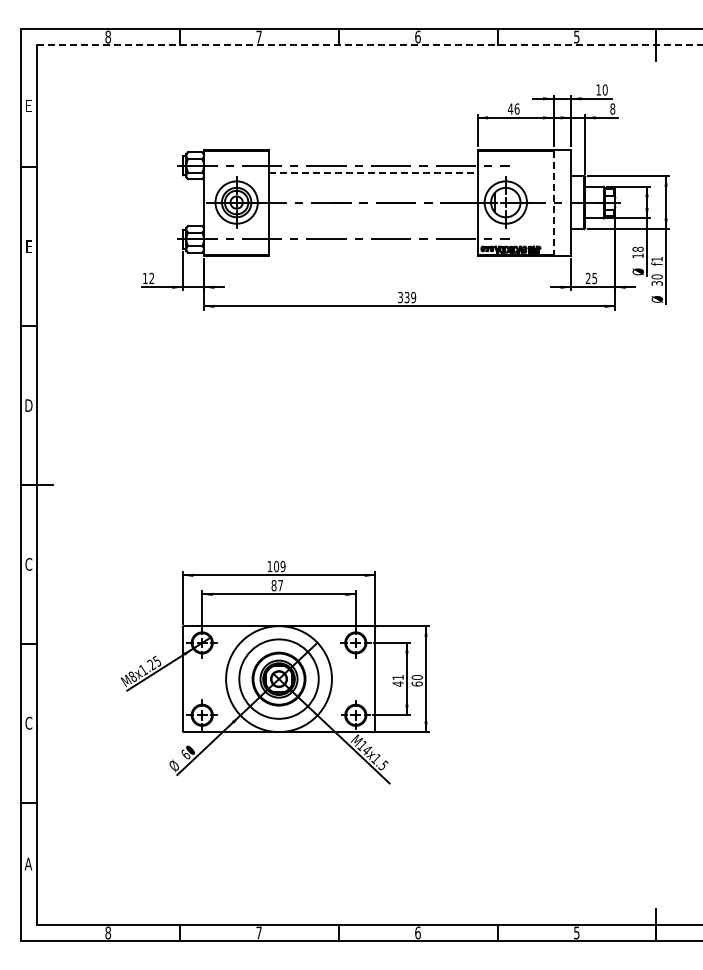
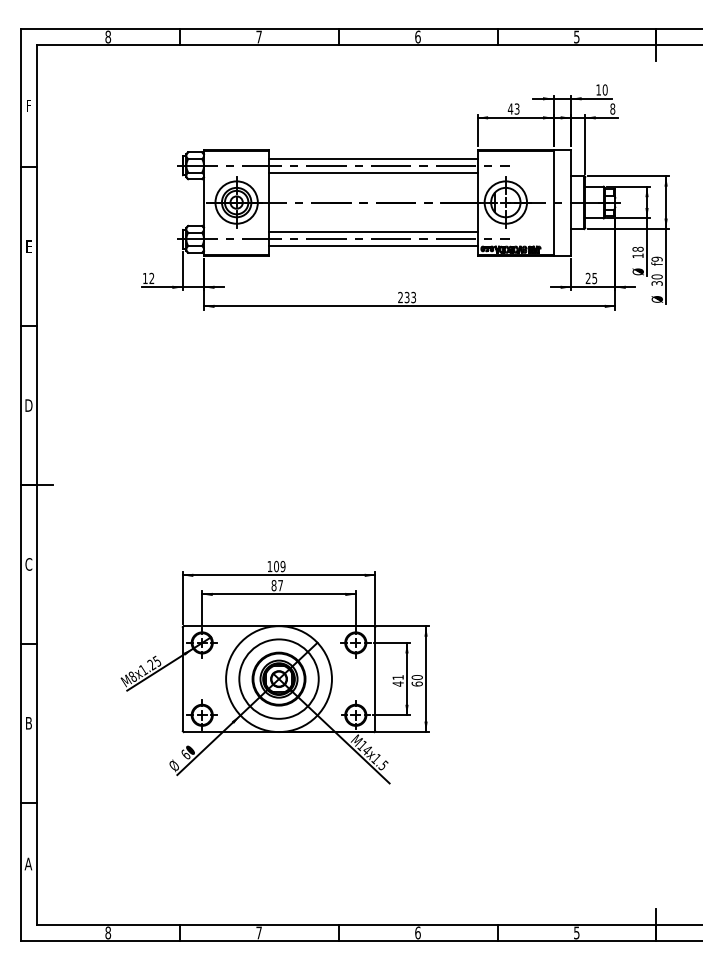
line: dashed -> solid (369, 44)
text: E -> F (28, 105)
text: 46 -> 43 (516, 108)
line: none -> present (373, 158)
line: dashed -> solid (373, 172)
line: dashed -> solid (553, 203)
line: none -> present (373, 232)
line: none -> present (373, 246)
text: f1 -> f9 (656, 258)
text: 339 -> 233 (407, 297)
text: C -> B (28, 722)
